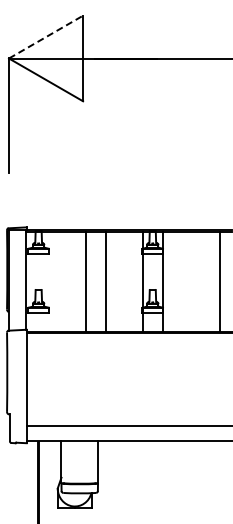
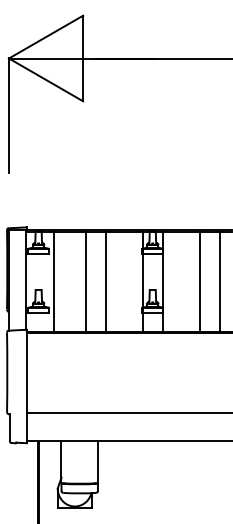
line: dashed -> solid (46, 37)
line: none -> present (53, 281)
line: none -> present (199, 281)
line position: (127, 426) -> (127, 413) (127, 413)
